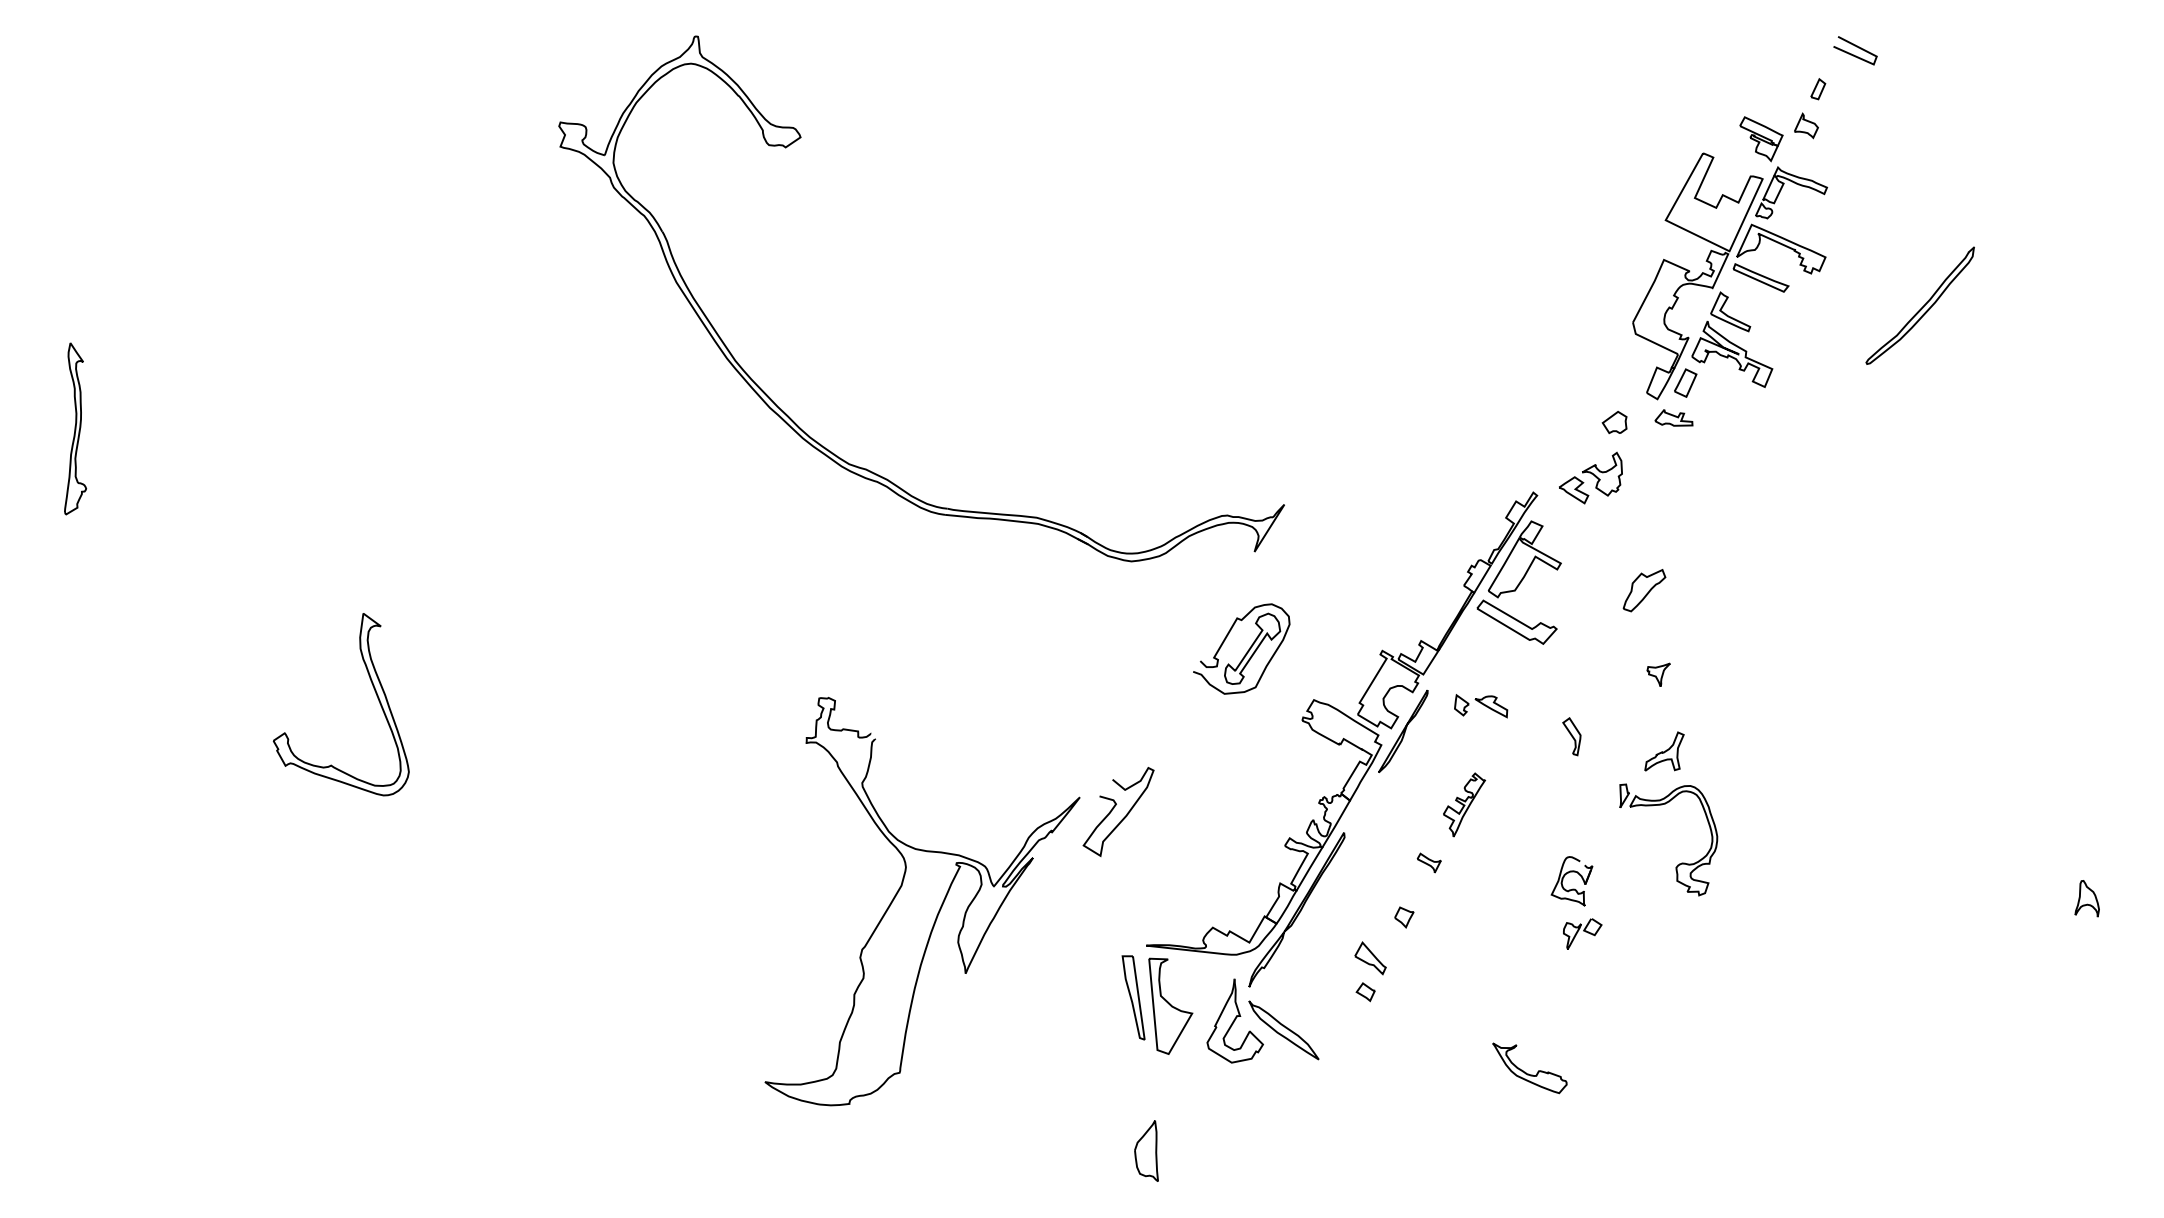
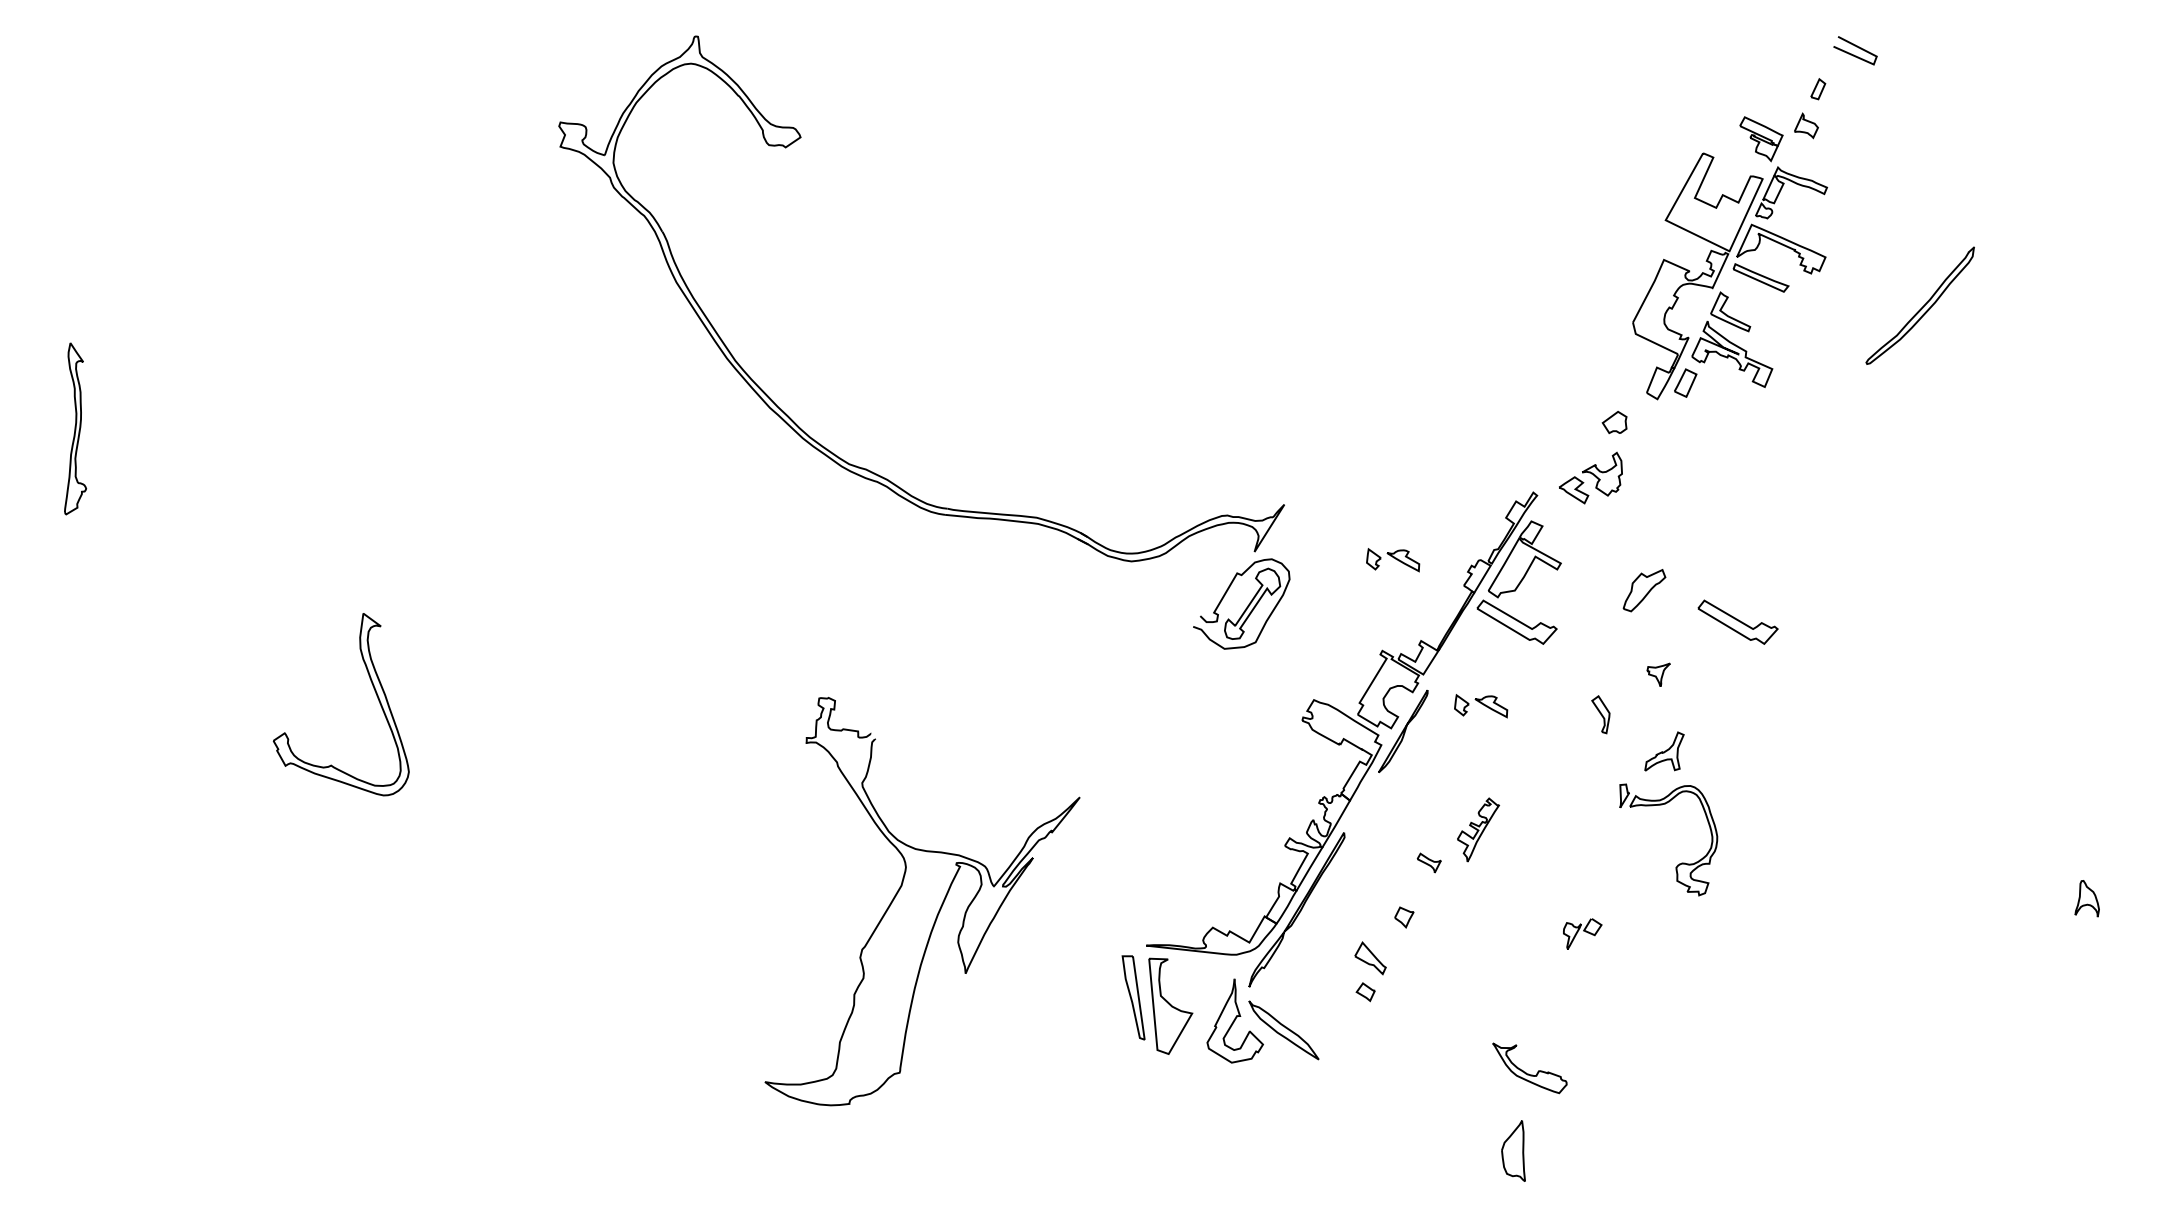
part: present -> none (1673, 417)
part: none -> present (1393, 560)
part: none -> present (1737, 621)
part position: (1247, 650) -> (1247, 605) (1247, 605)
part position: (1571, 736) -> (1600, 714) (1600, 714)
part position: (1464, 804) -> (1478, 829) (1478, 829)
curve: present -> none (1114, 808)
part: present -> none (1572, 888)
part position: (1146, 1150) -> (1513, 1150) (1513, 1150)
